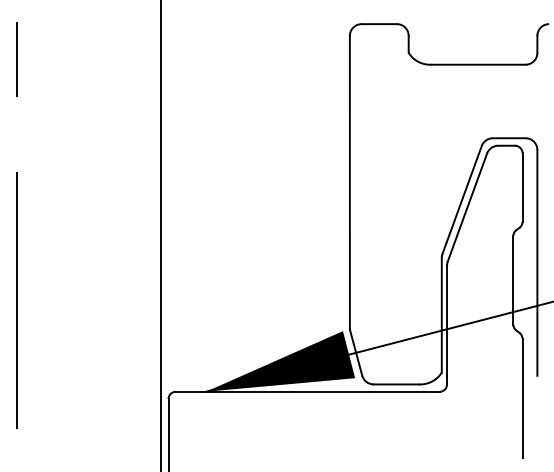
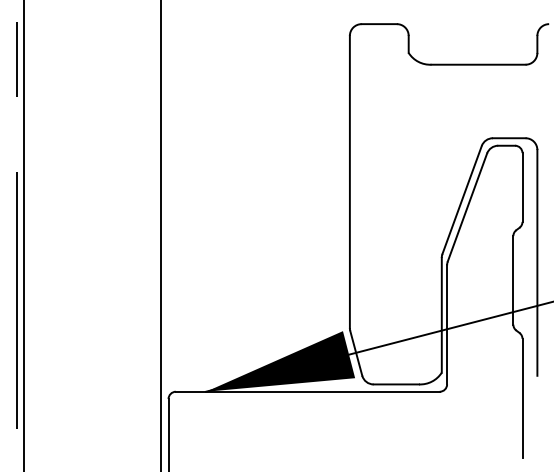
line: none -> present (24, 235)
